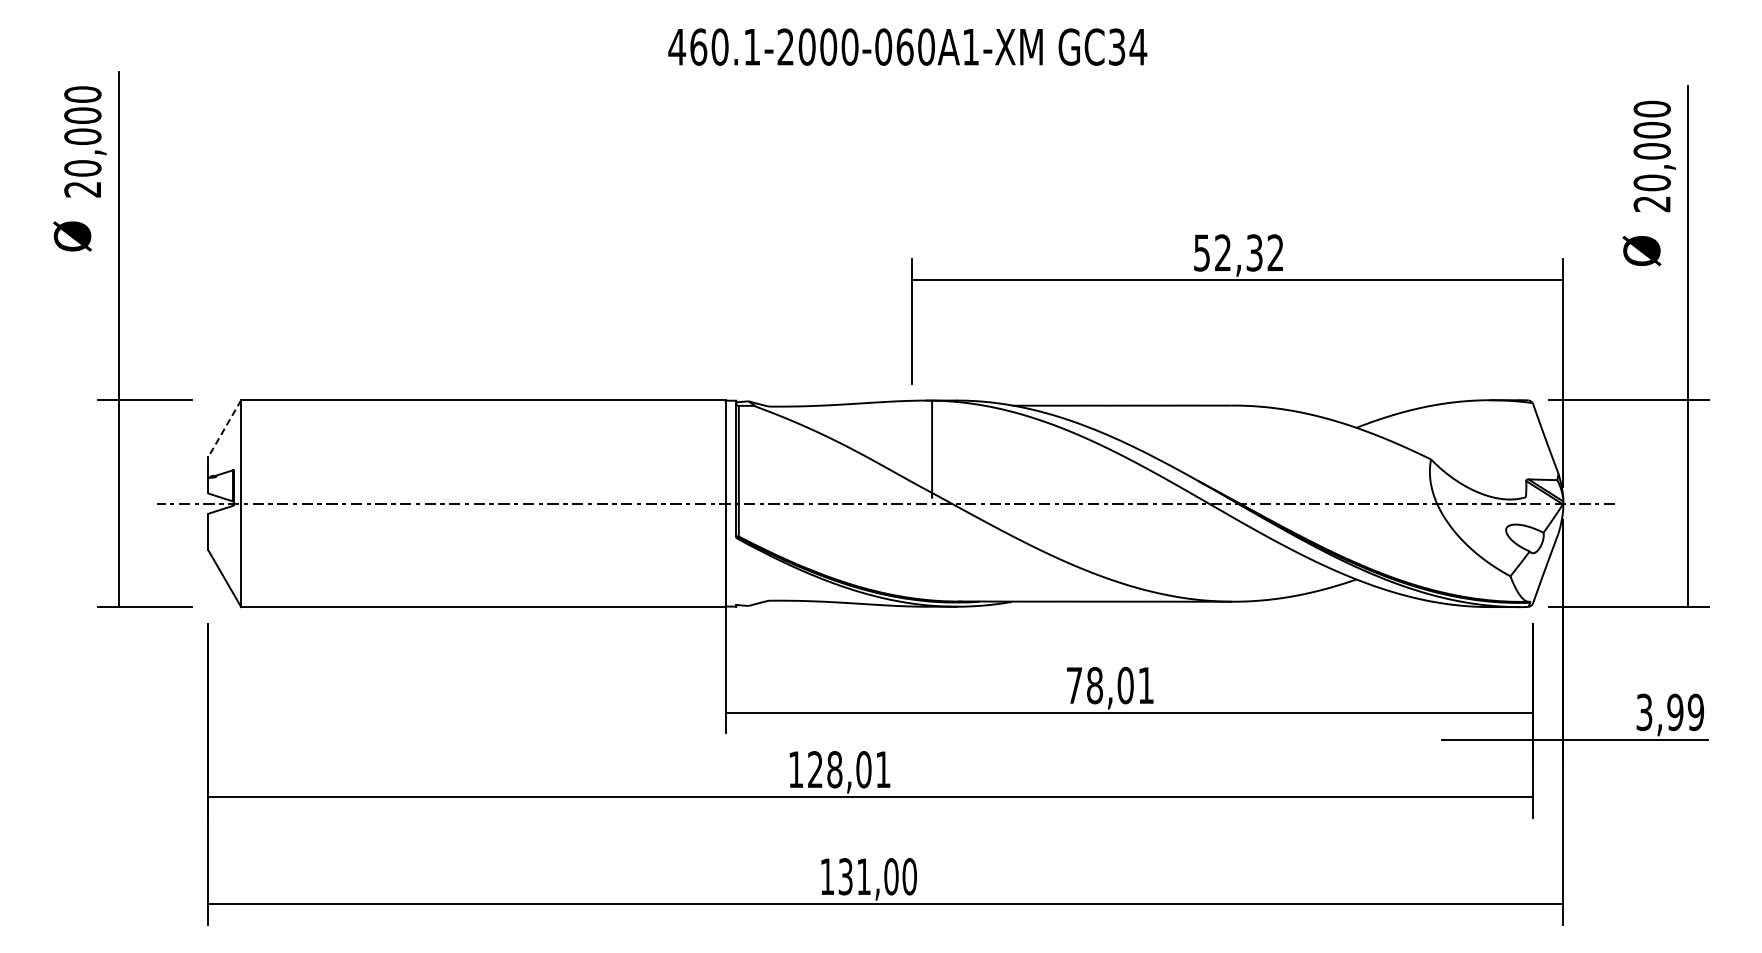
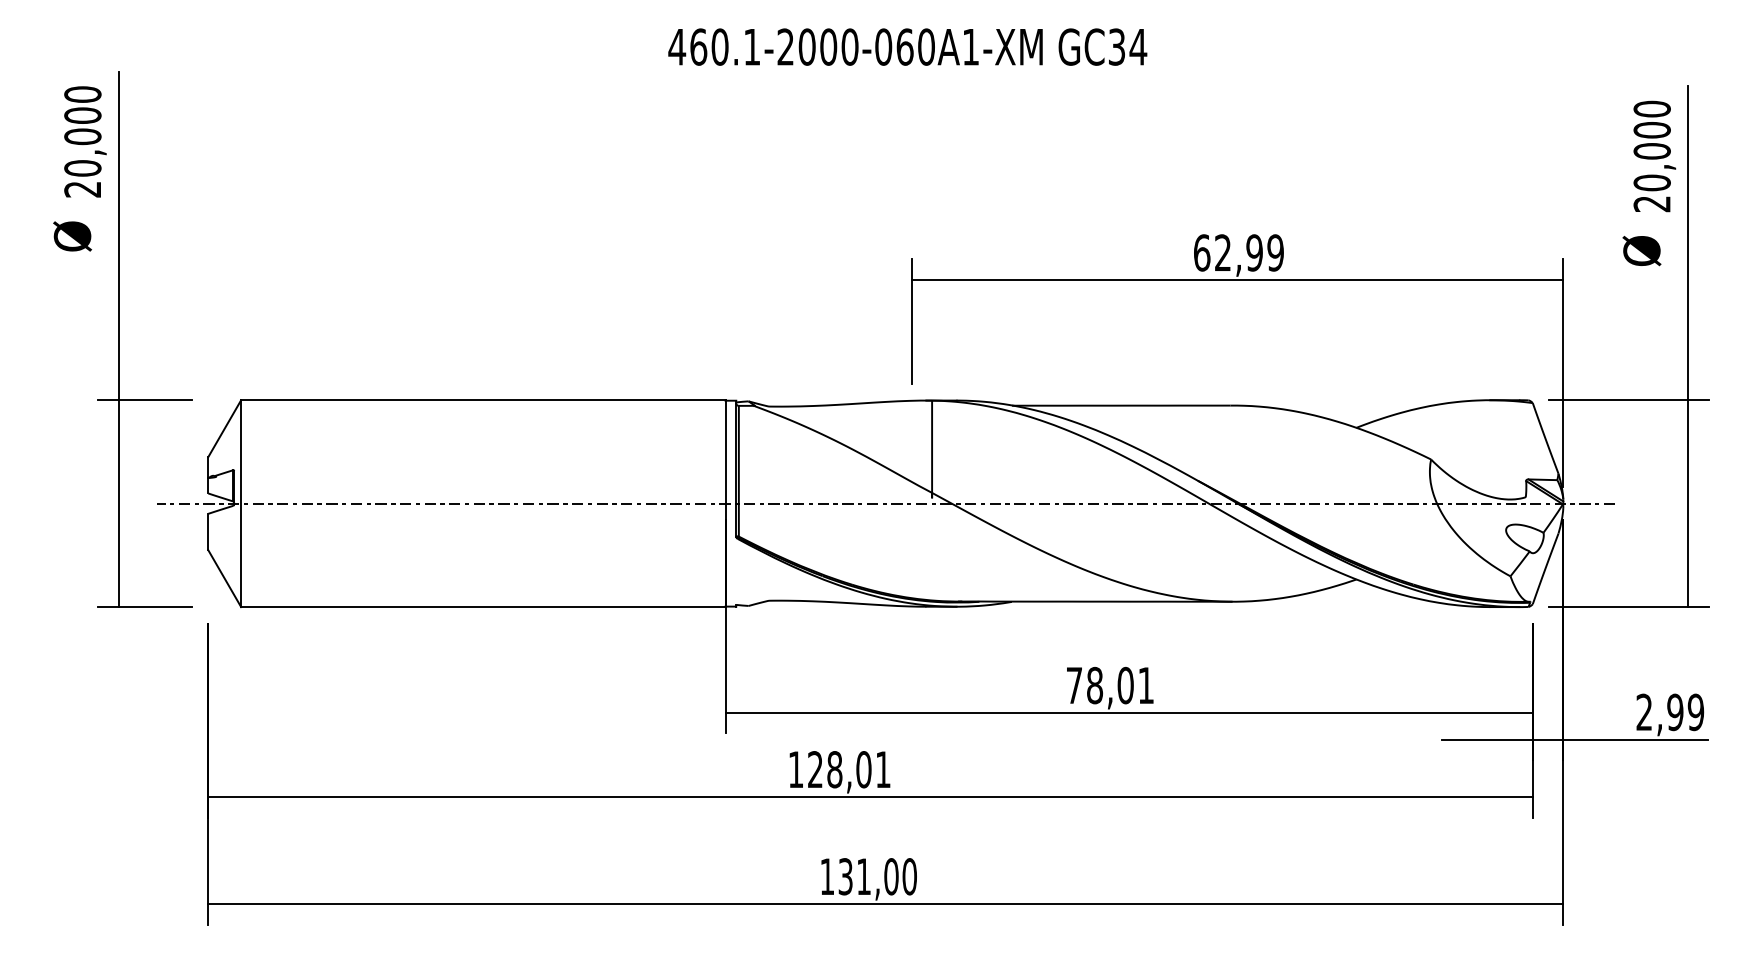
text: 52,32 -> 62,99 (1238, 252)
line: dashed -> solid (224, 428)
text: 3,99 -> 2,99 (1644, 712)
